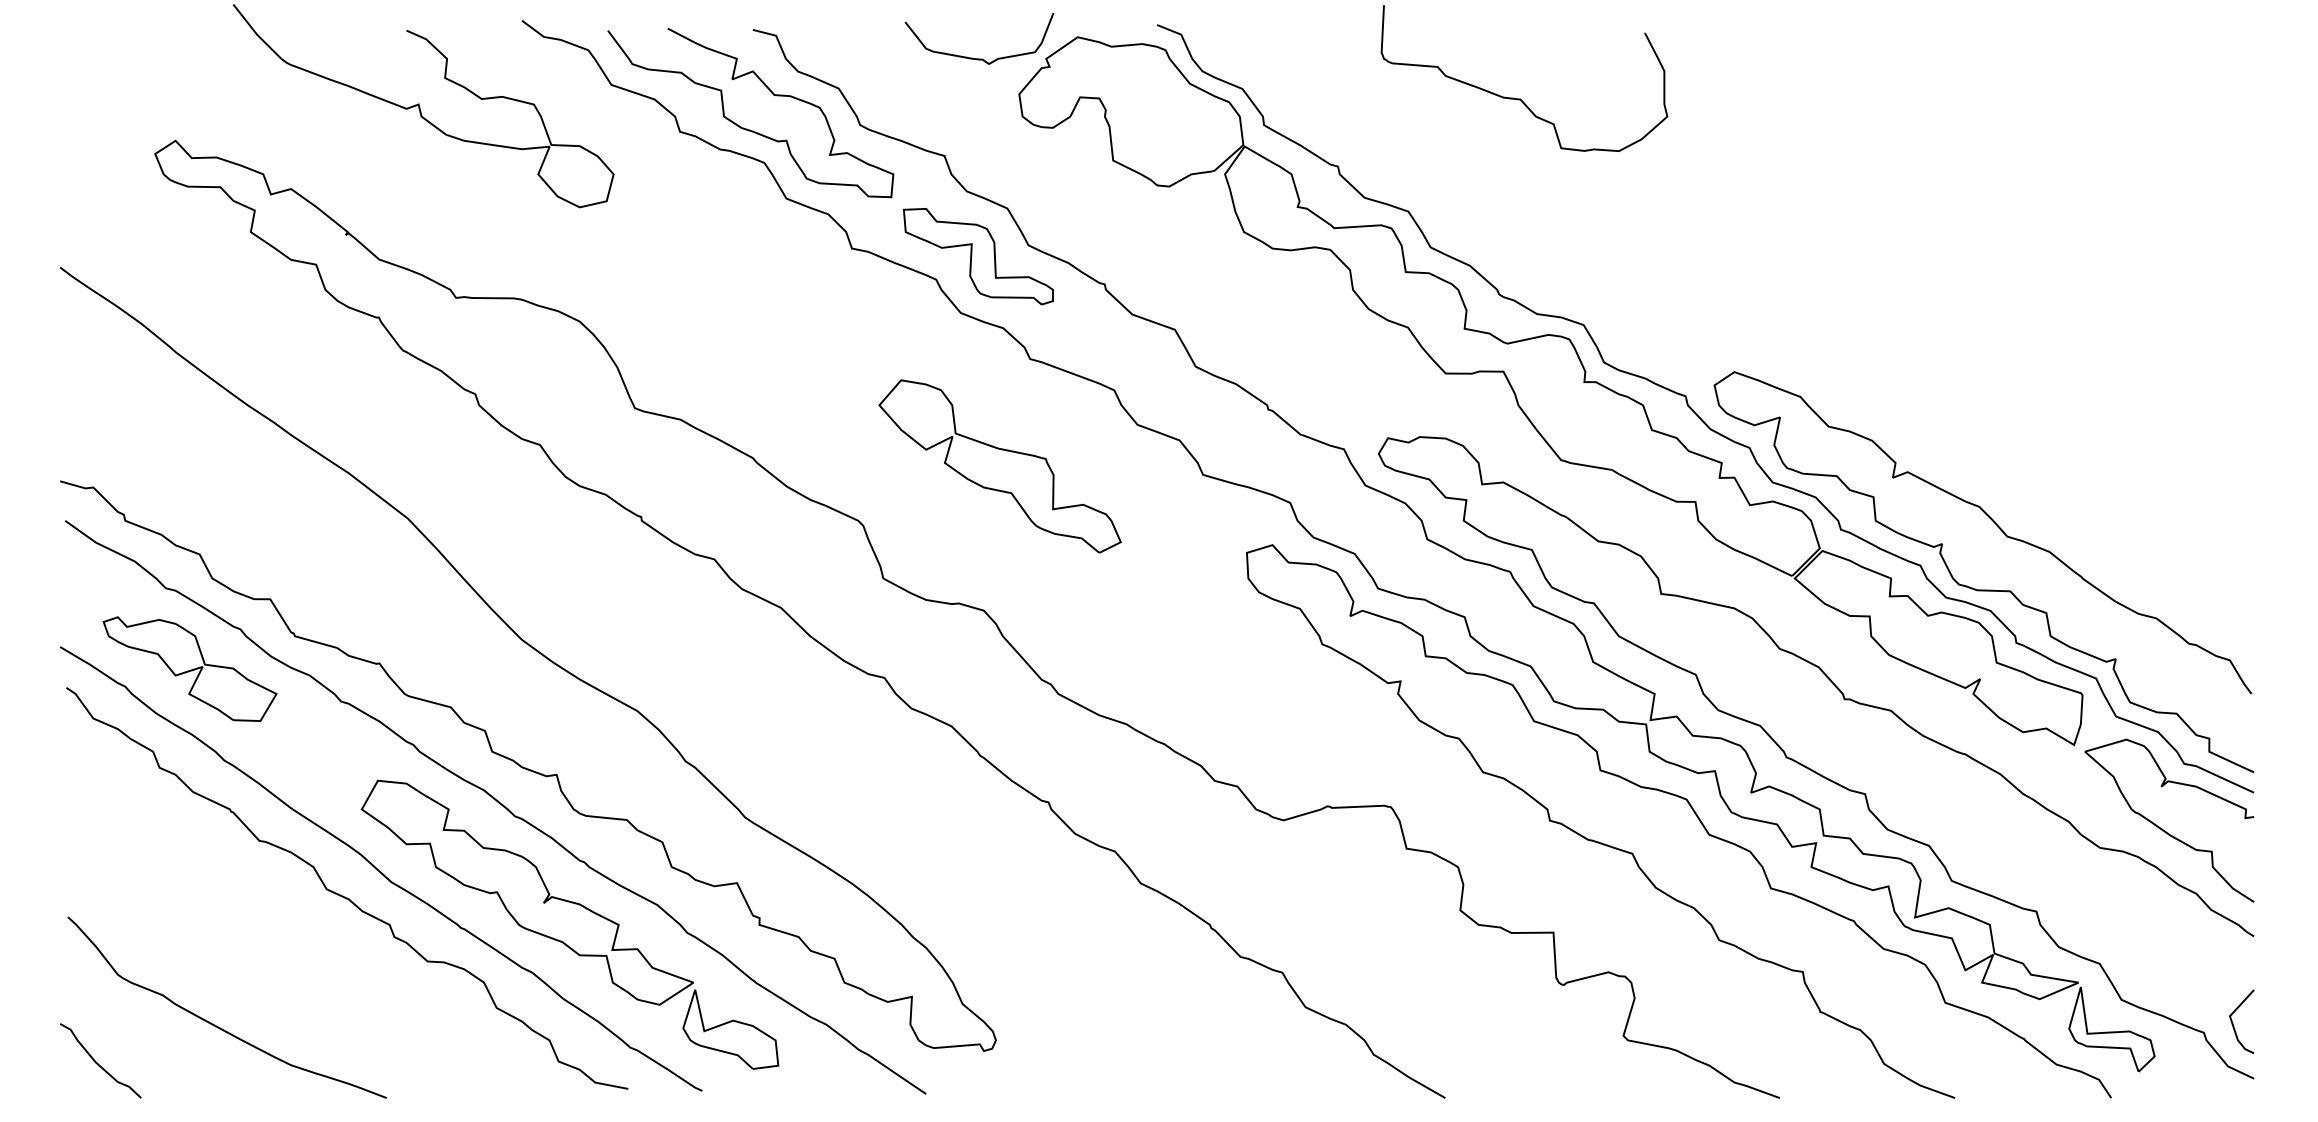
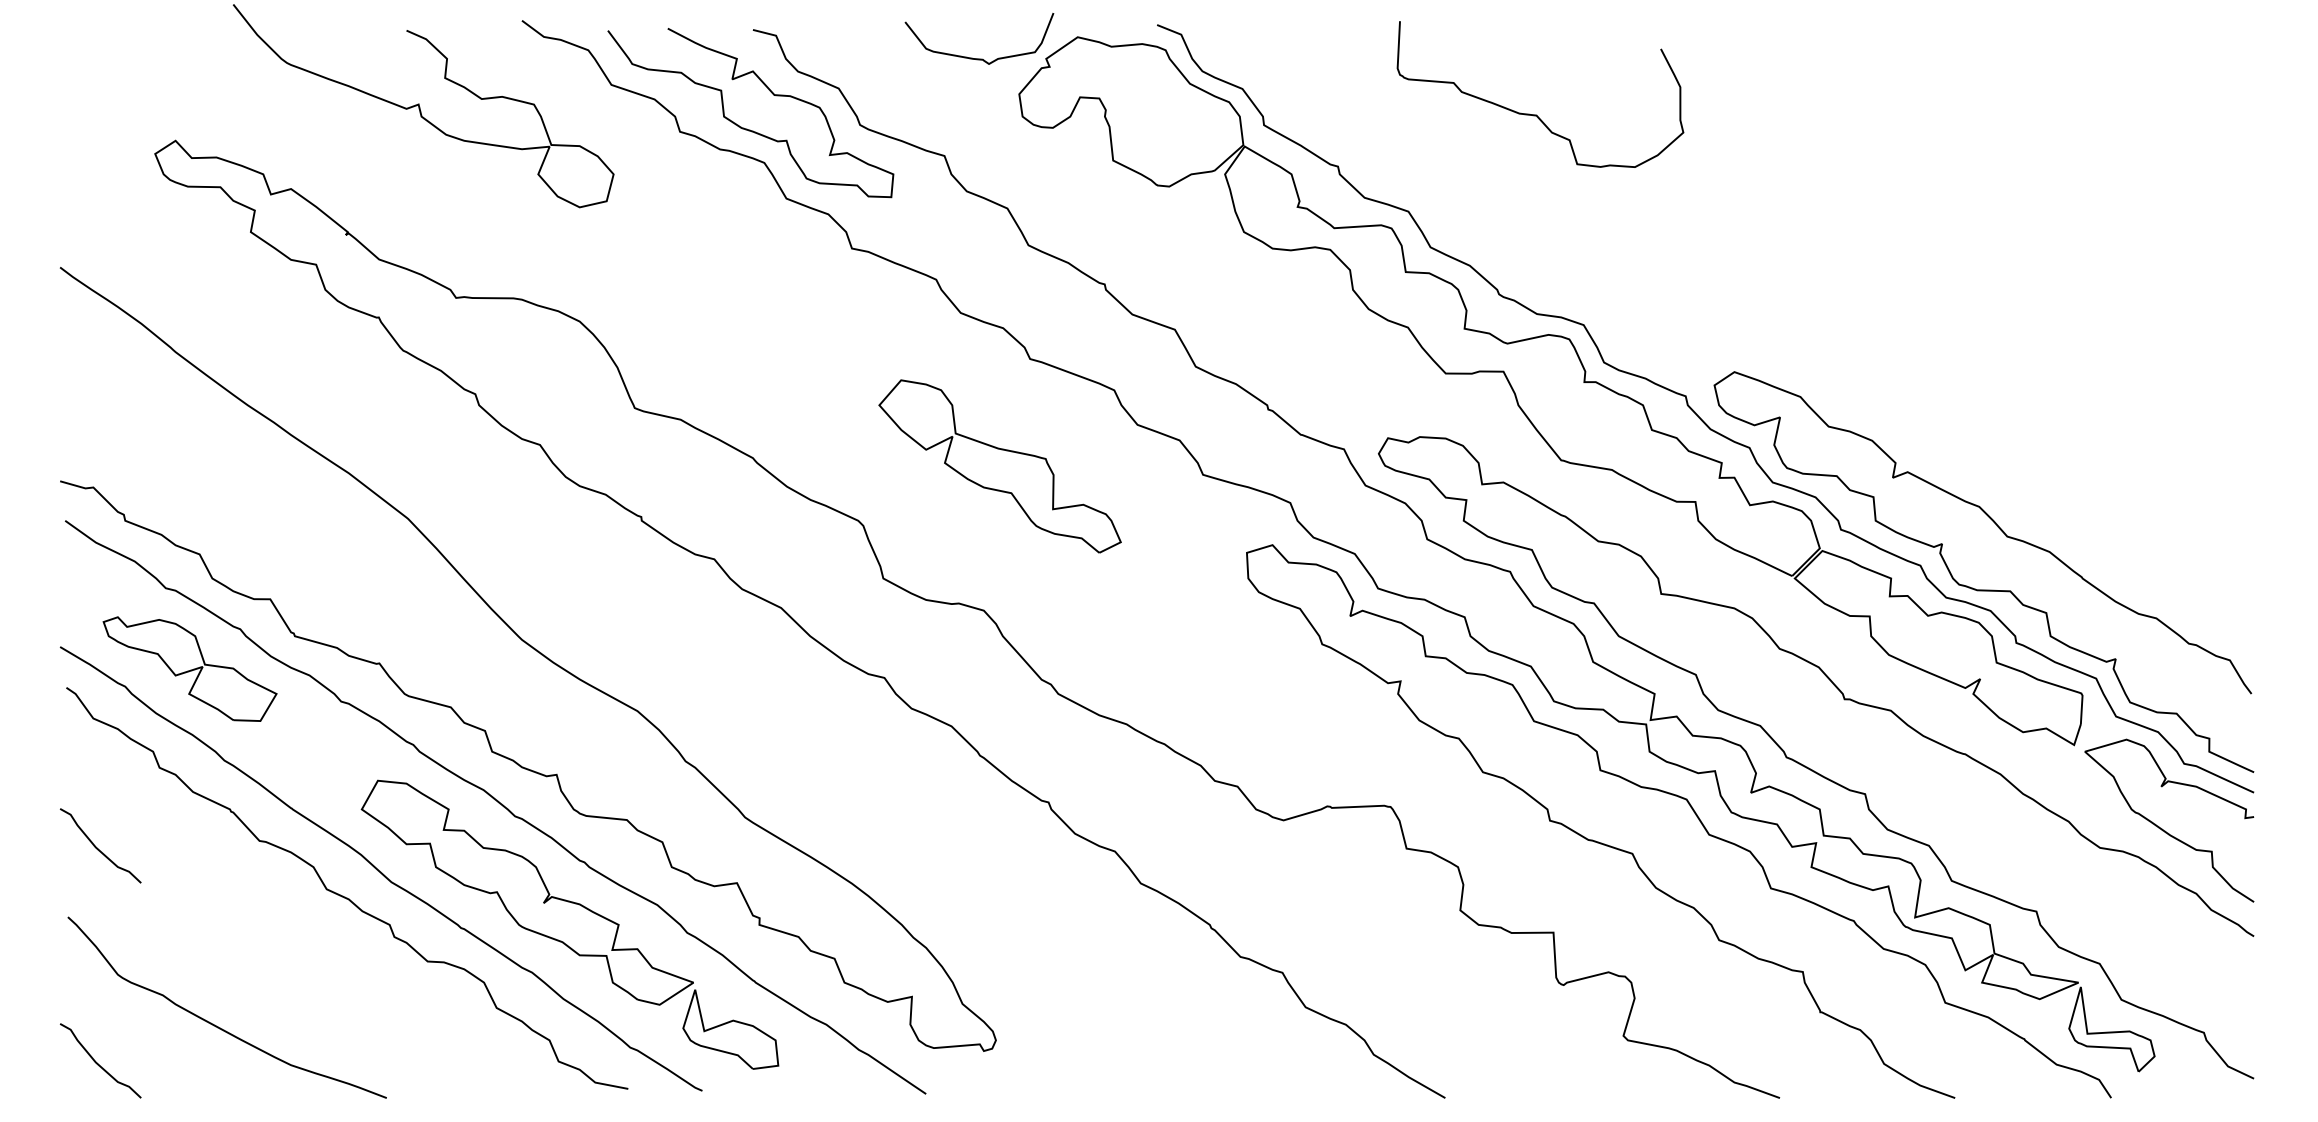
curve position: (1520, 98) -> (1536, 114) (1536, 114)
part: present -> none (978, 256)
curve: none -> present (97, 847)
line: present -> none (2233, 1023)
